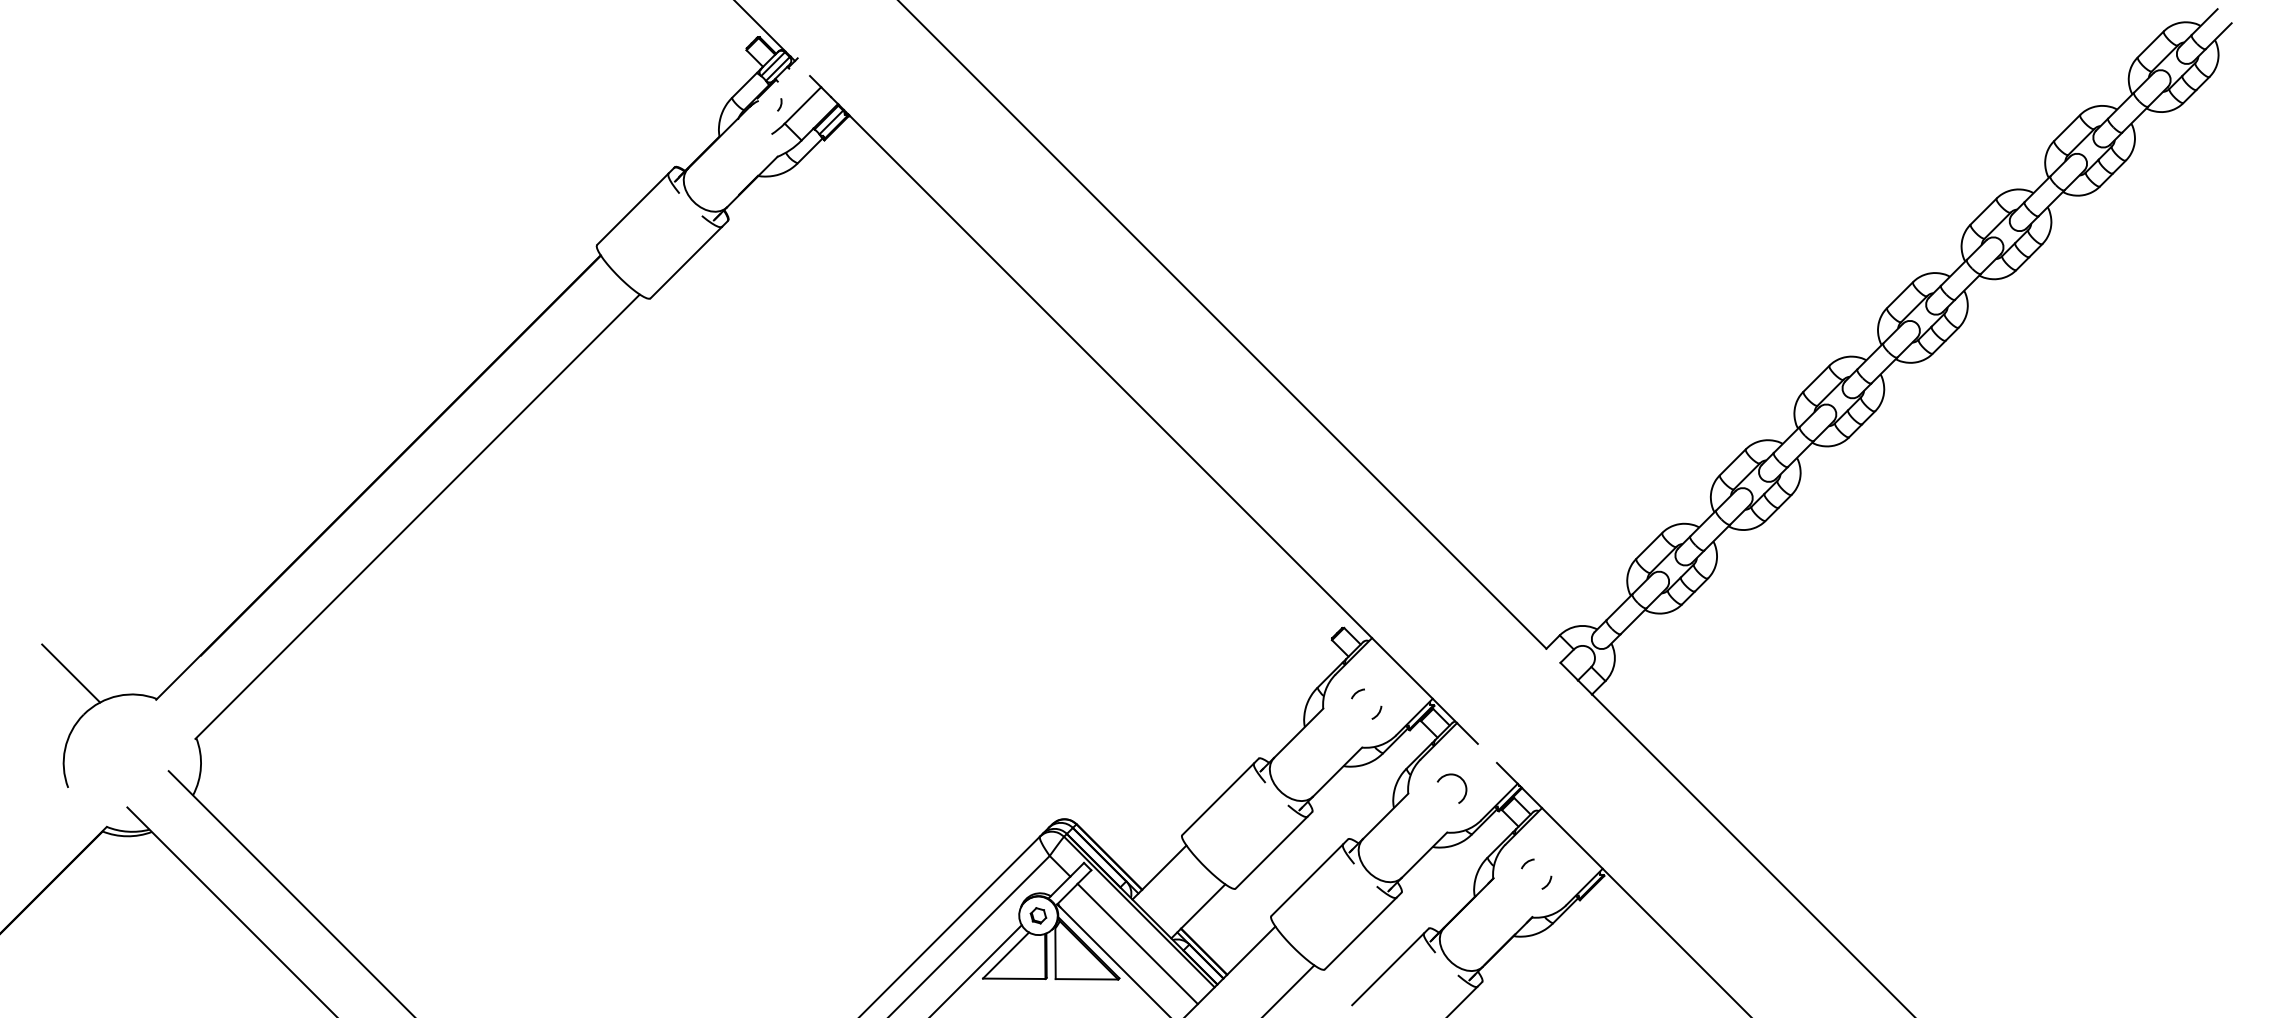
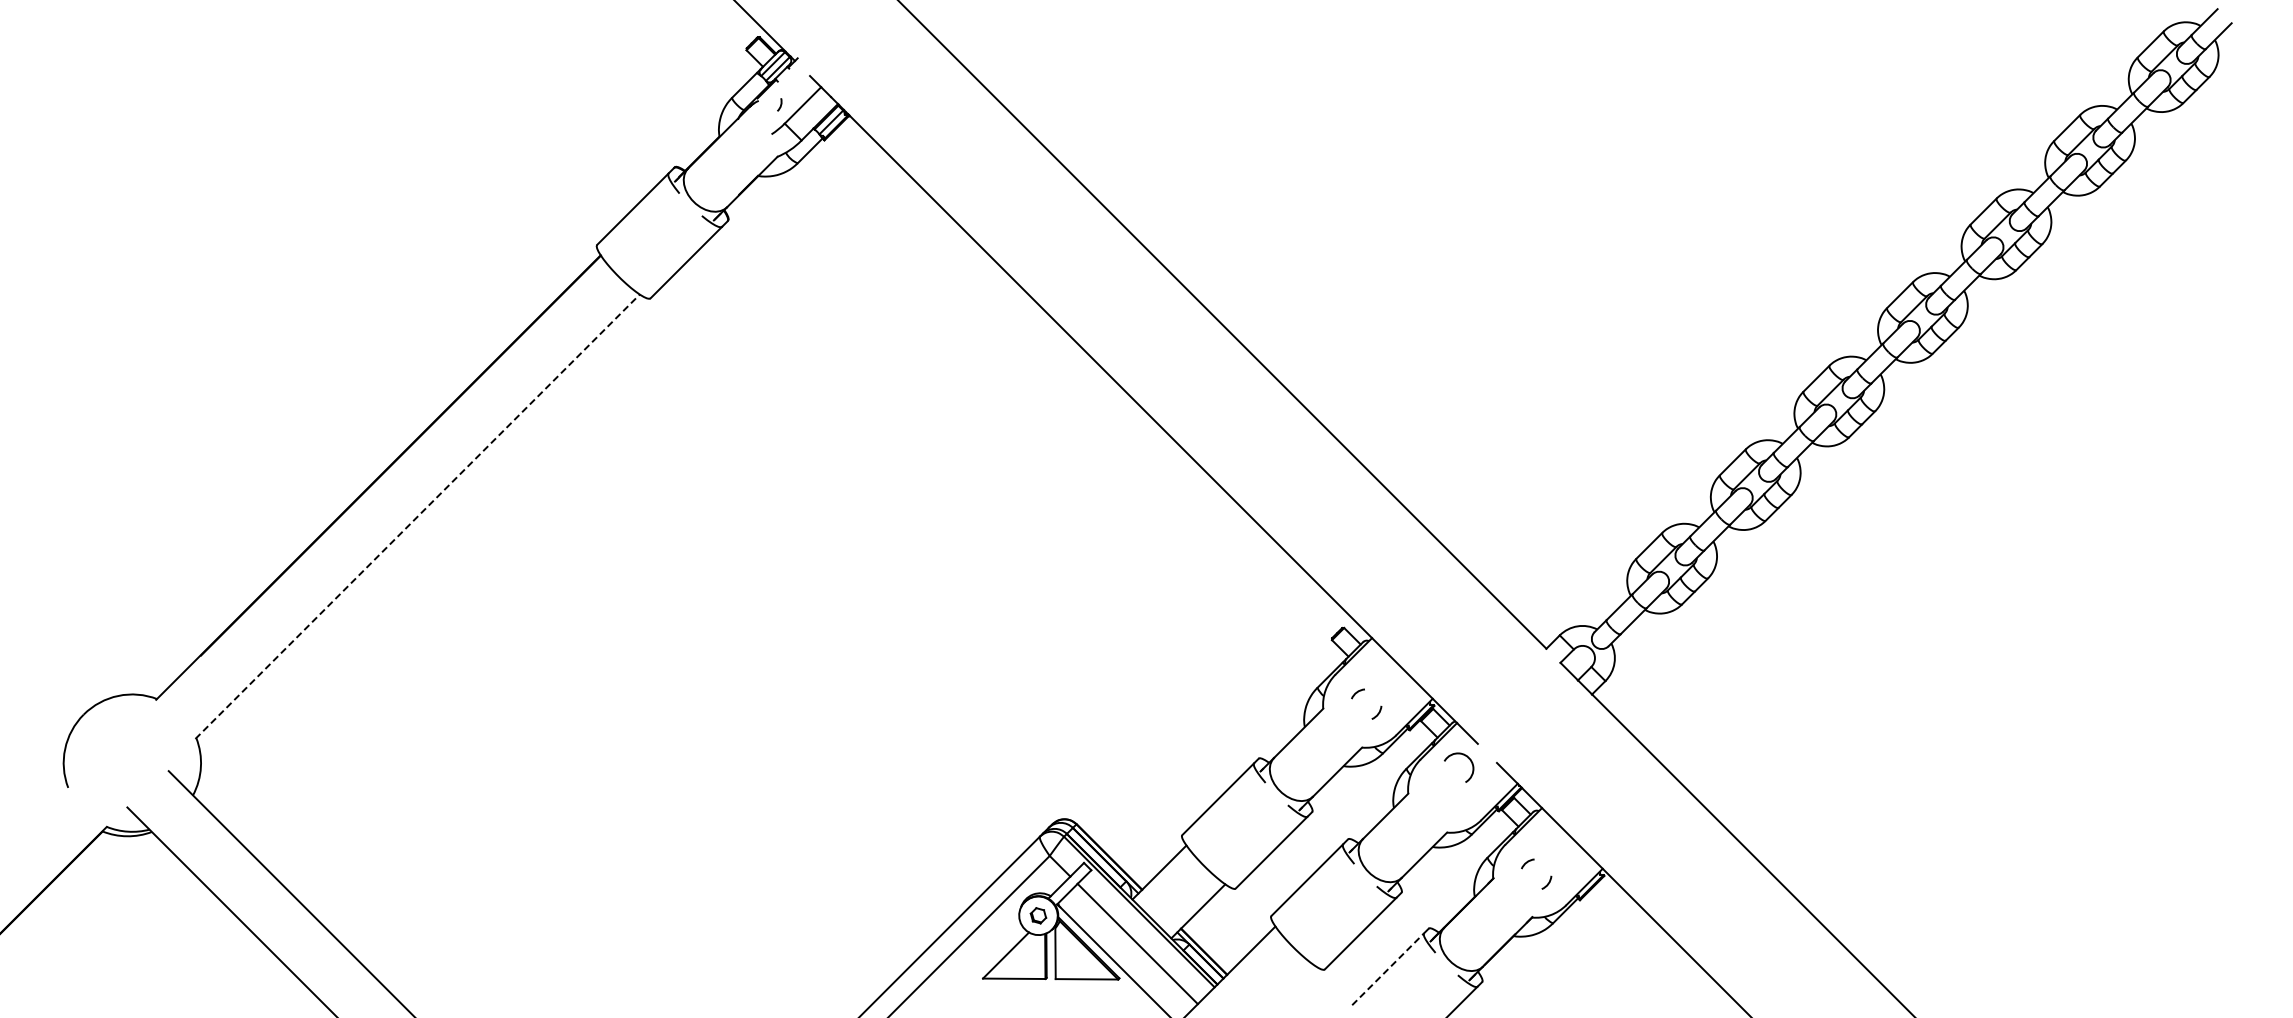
line: solid -> dashed (417, 516)
line: present -> none (71, 673)
arc position: (1455, 776) -> (1462, 755) (1462, 755)
line: present -> none (976, 969)
line: solid -> dashed (1388, 969)
line: present -> none (1289, 989)
